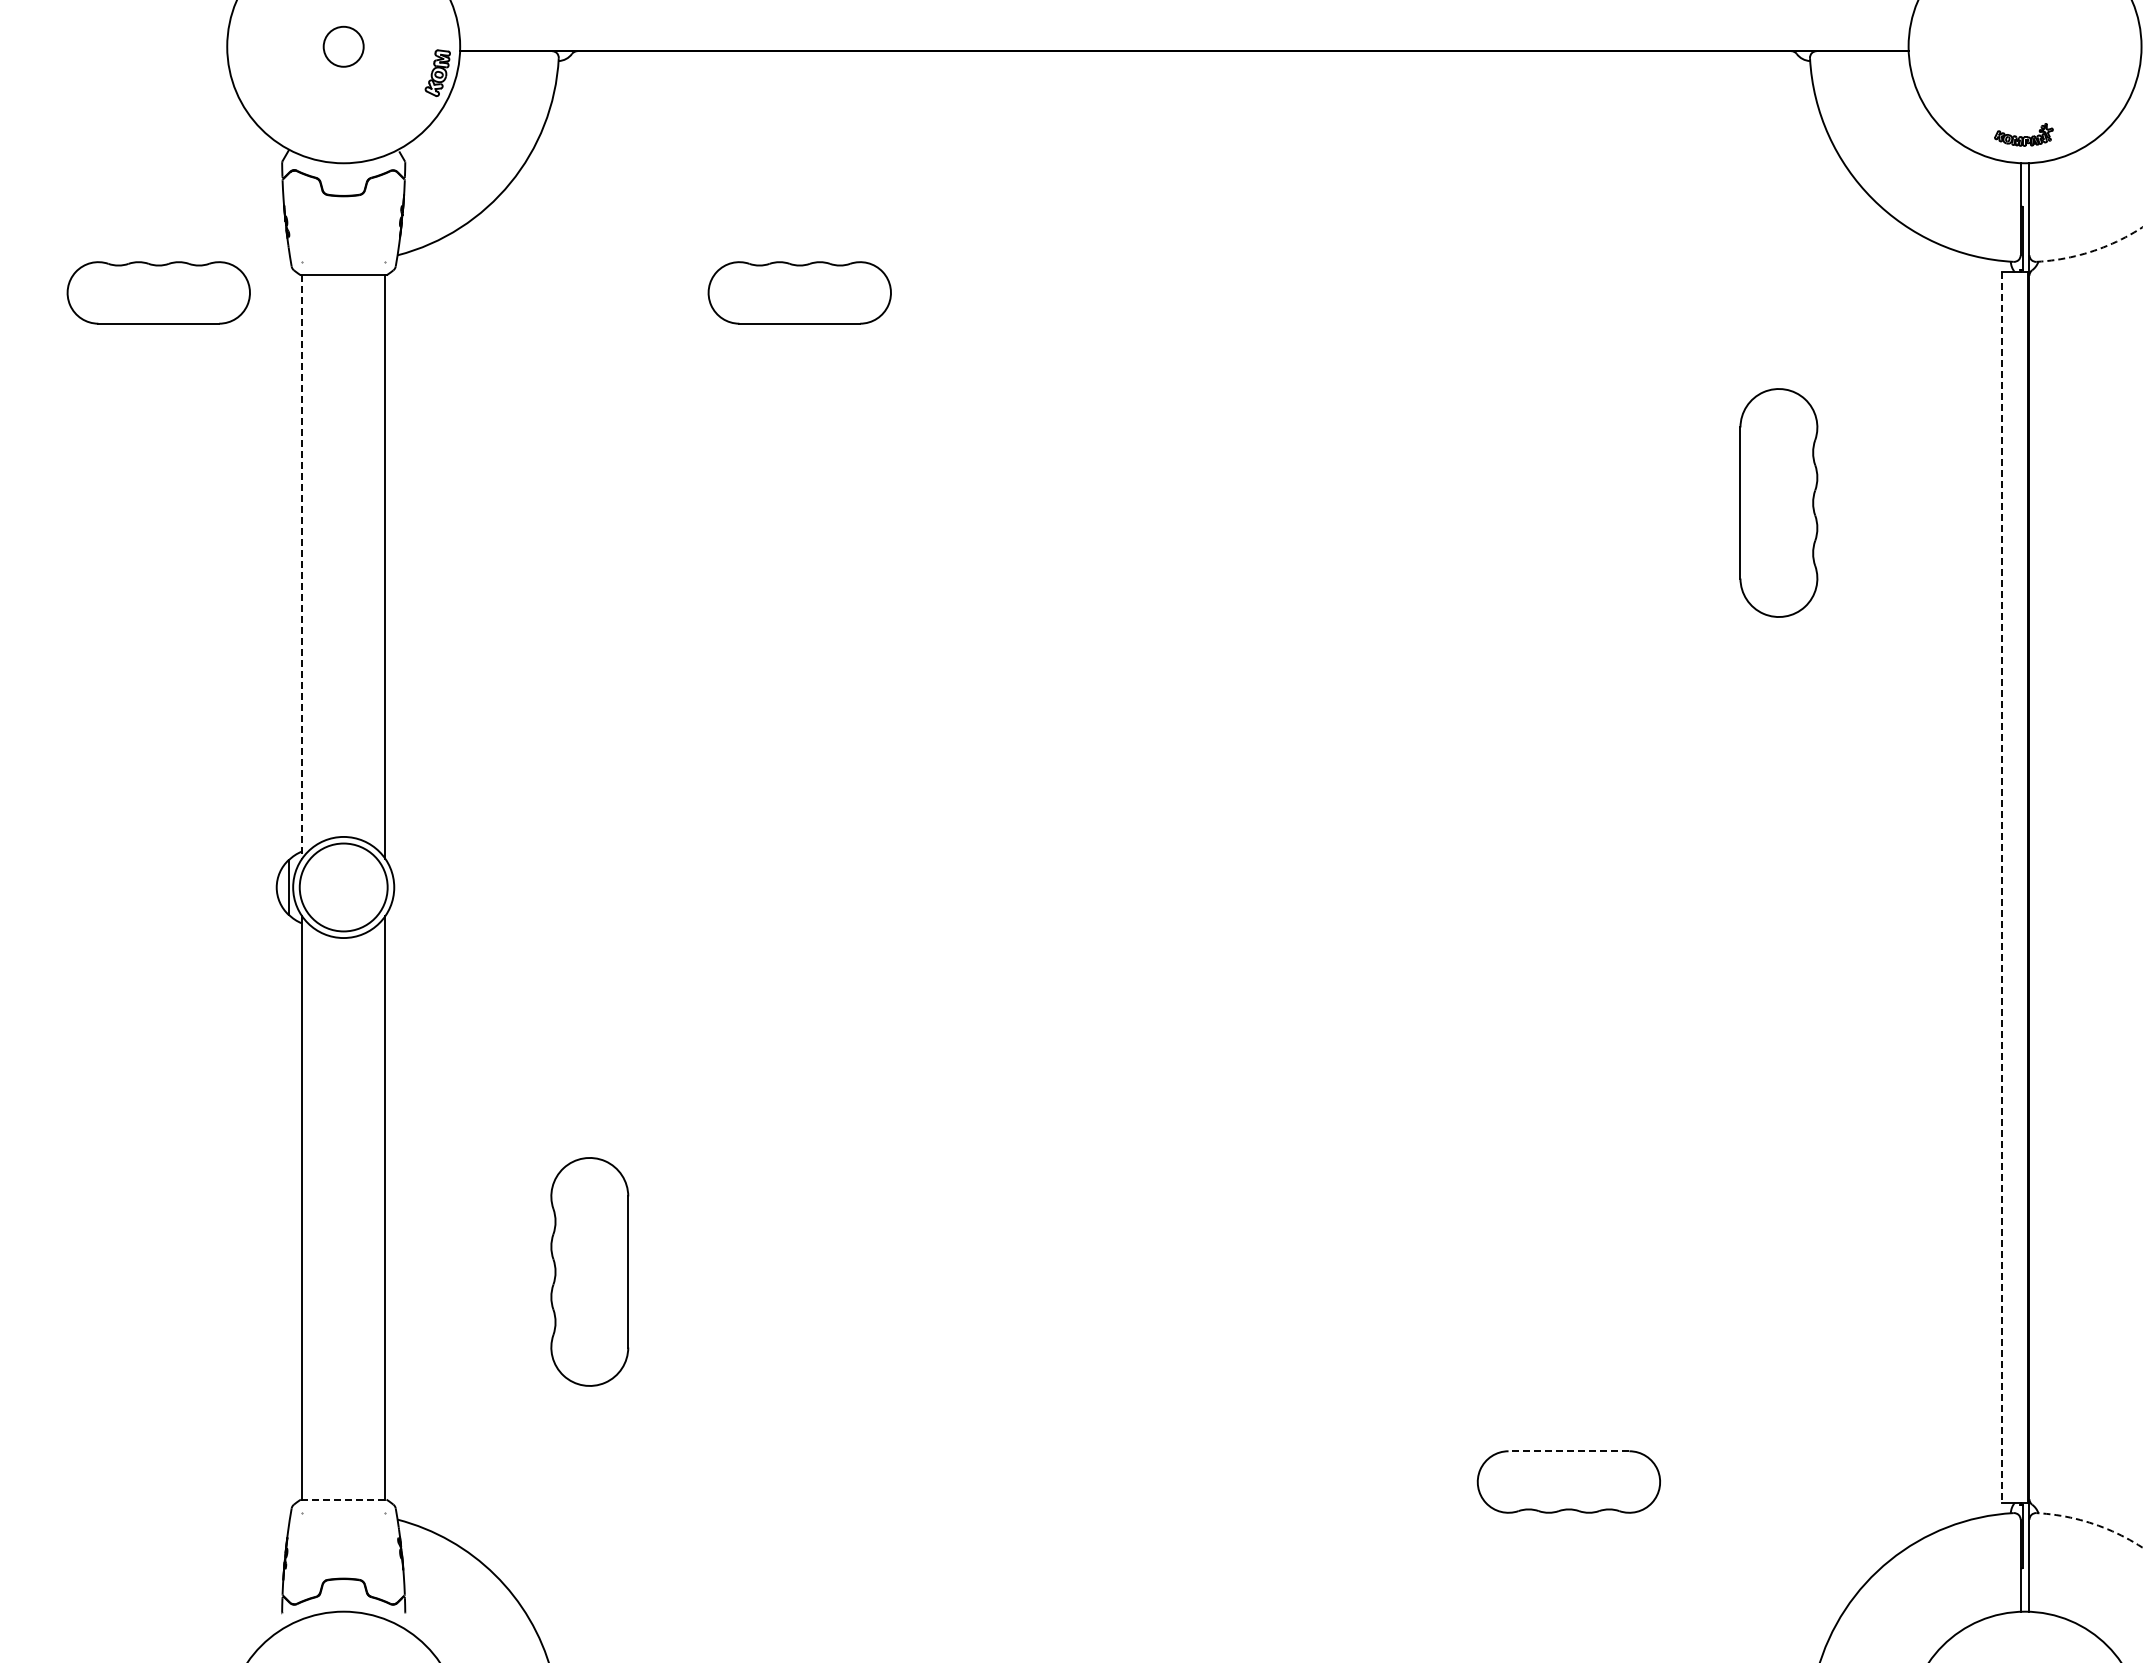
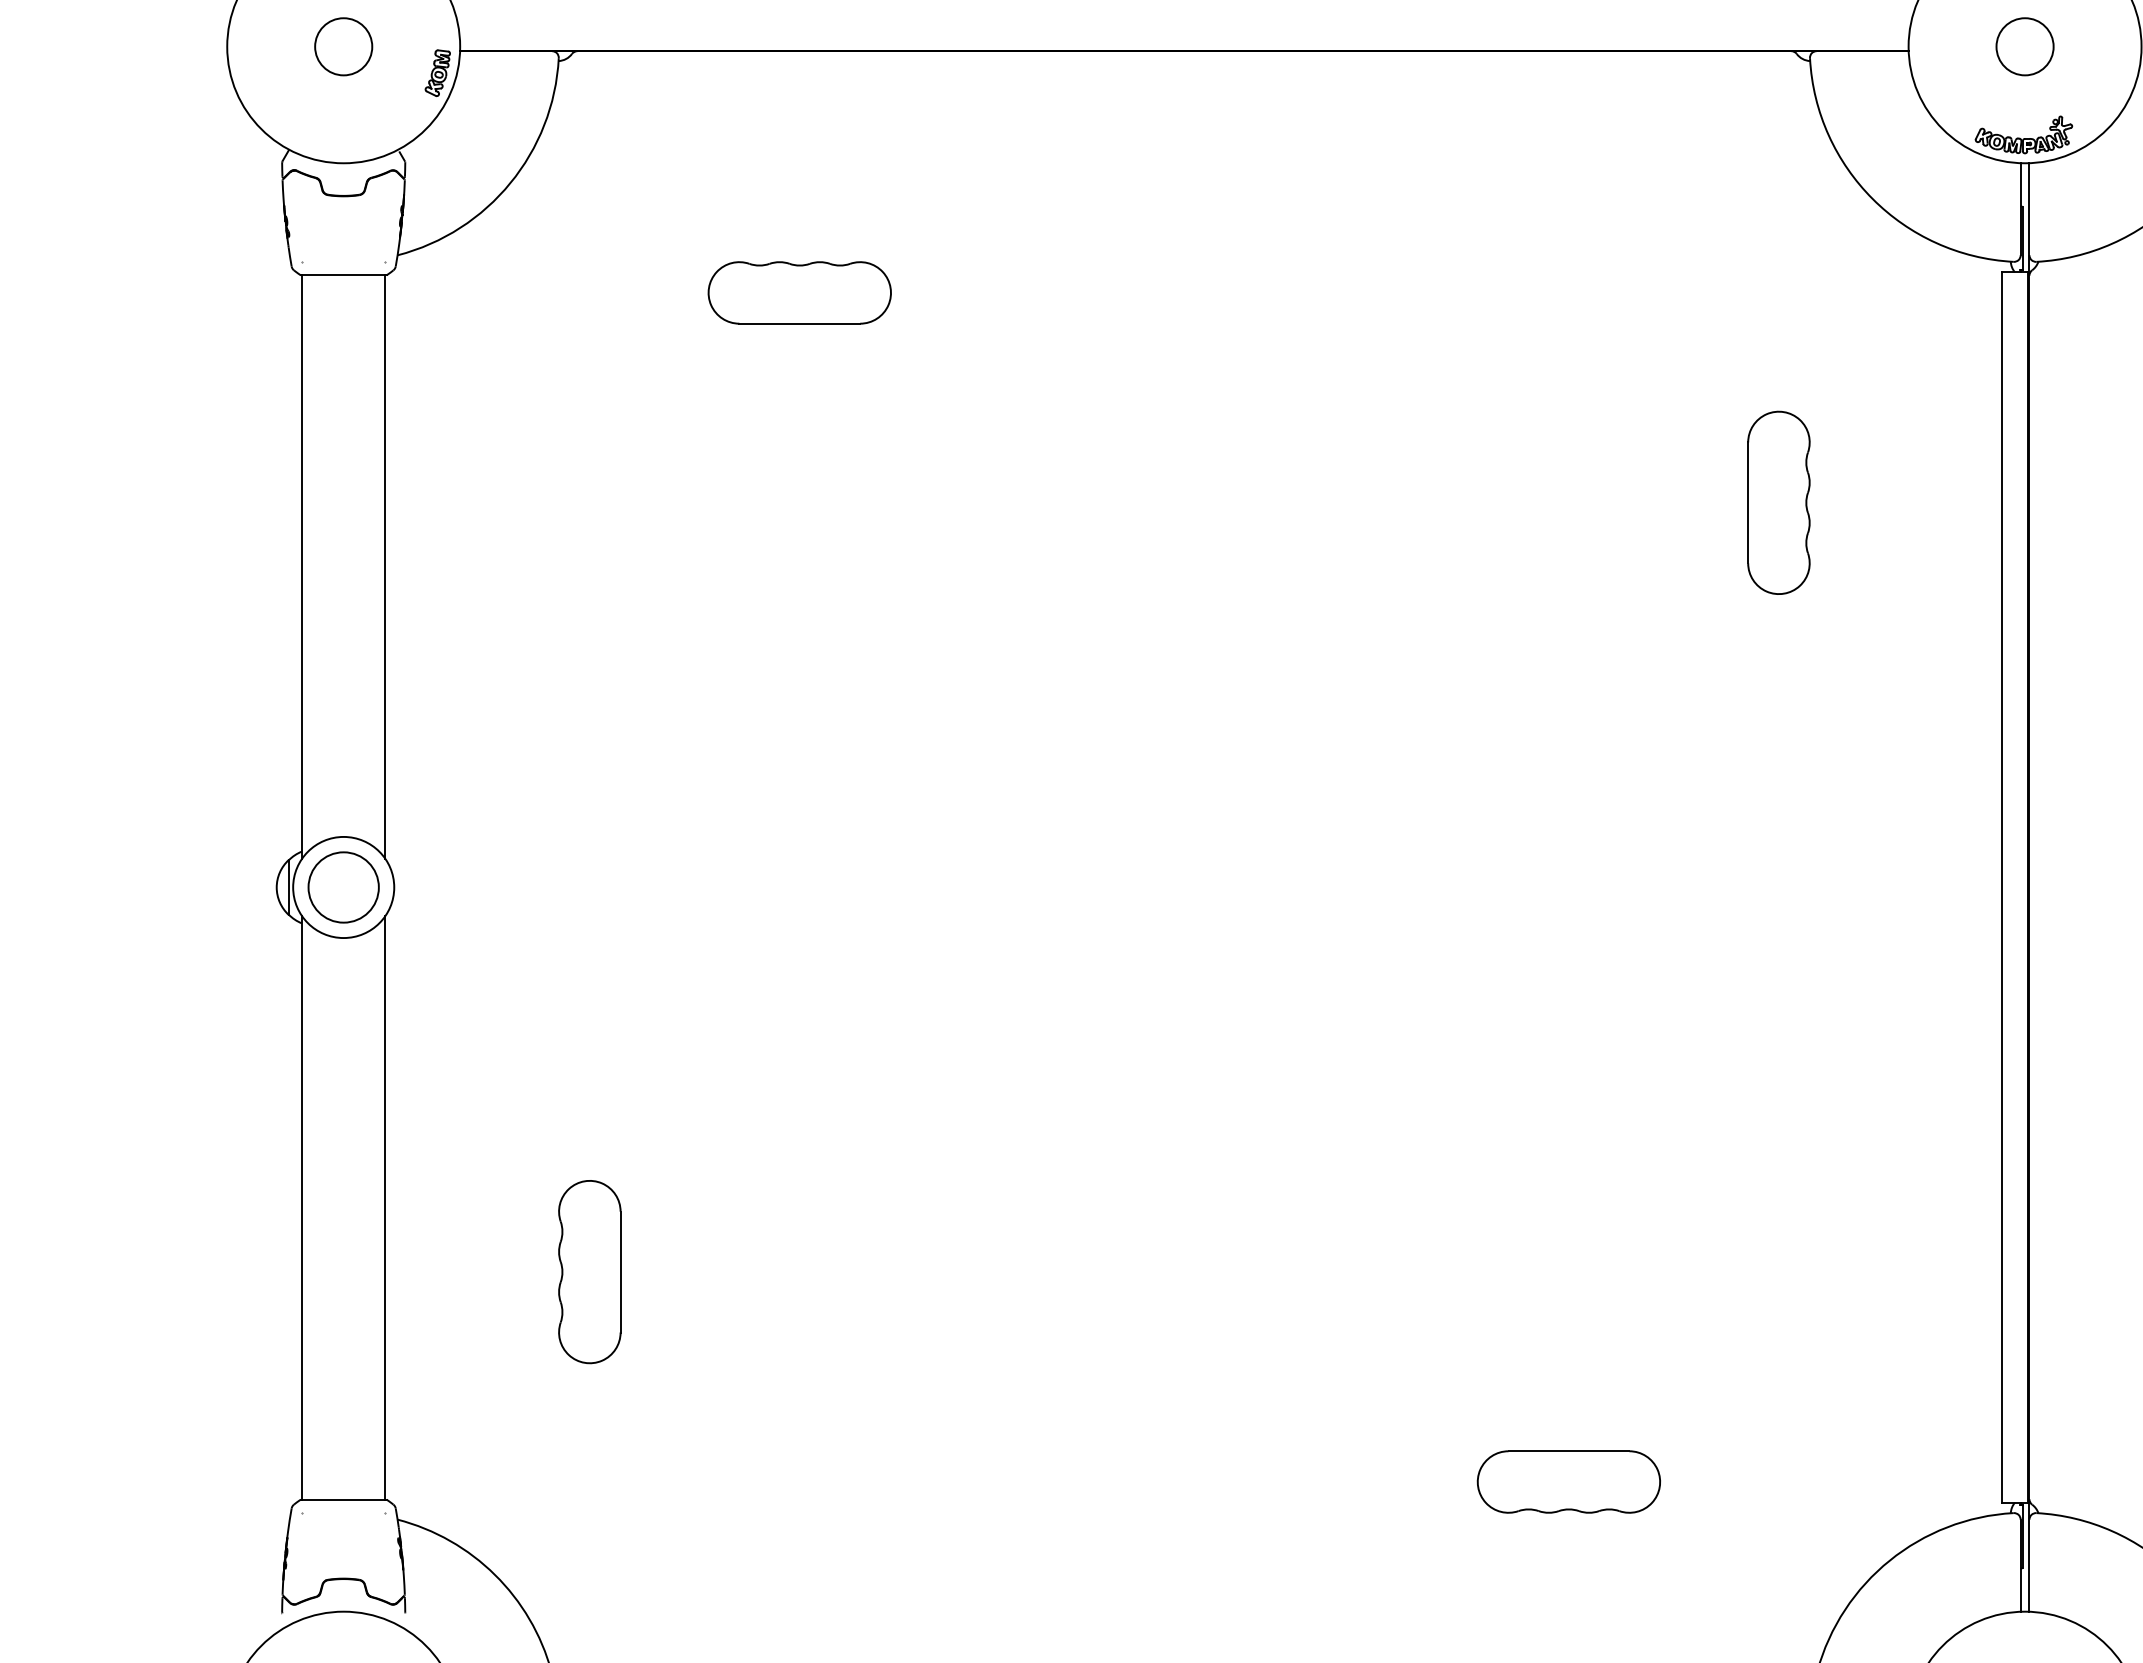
circle diameter: 40 px -> 57 px (343, 46)
circle: none -> present (2024, 46)
part size: 60x24 px -> 100x40 px (2023, 134)
arc: dashed -> solid (2092, 251)
part: present -> none (158, 292)
part size: 80x230 px -> 64x185 px (1778, 502)
line: dashed -> solid (301, 567)
circle diameter: 88 px -> 70 px (343, 887)
line: dashed -> solid (2001, 887)
part size: 80x230 px -> 64x185 px (589, 1272)
line: dashed -> solid (1568, 1451)
line: dashed -> solid (343, 1499)
arc: dashed -> solid (2092, 1523)
